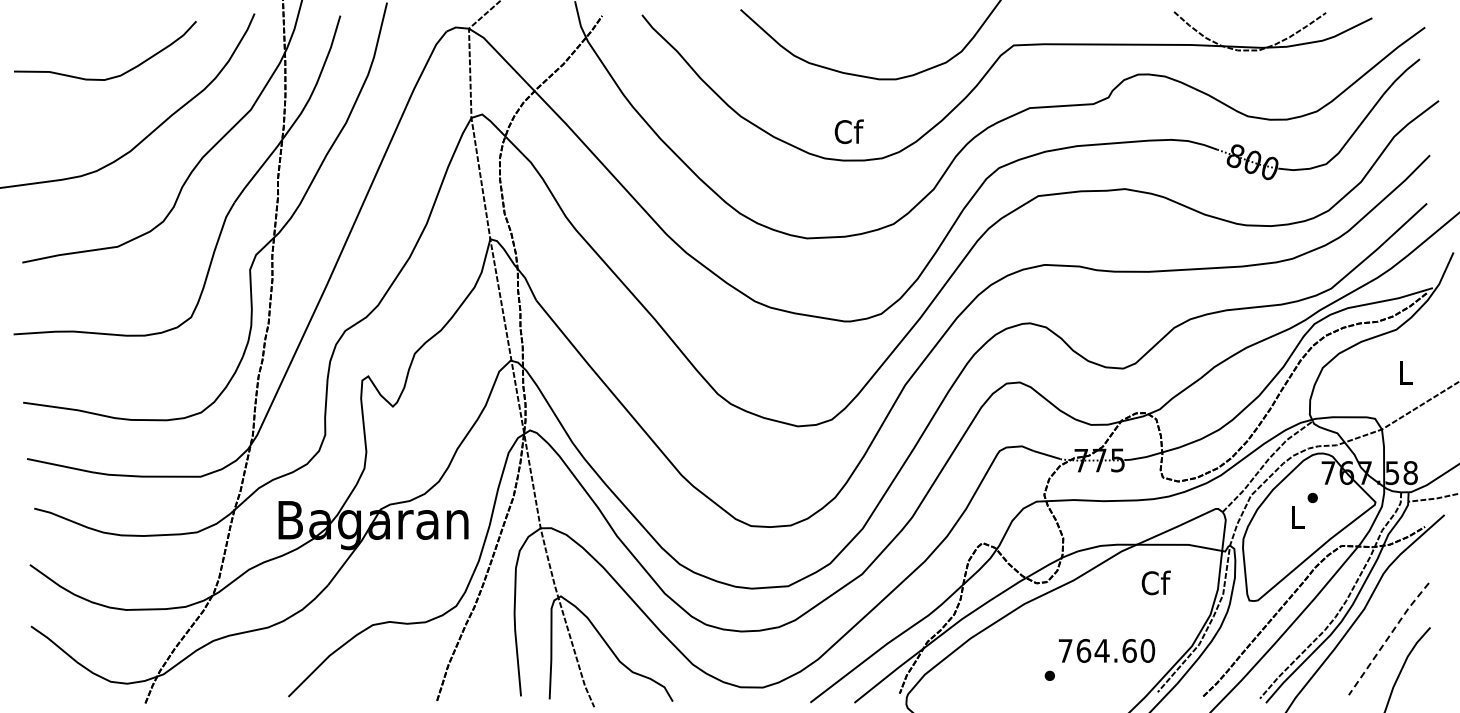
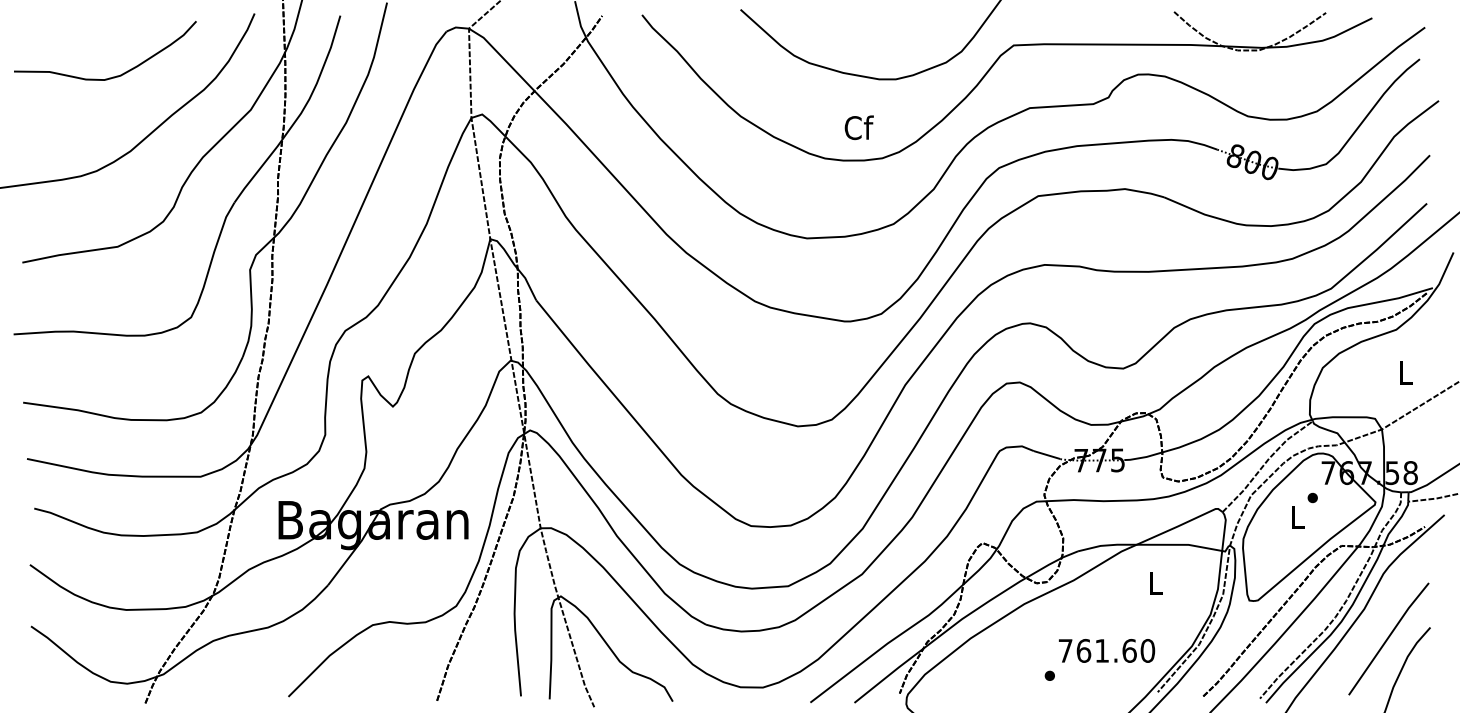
text position: (848, 131) -> (858, 127) (858, 127)
text: Cf -> L (1155, 582)
line: dashed -> solid (1388, 637)
text: 764.60 -> 761.60 (1101, 650)
